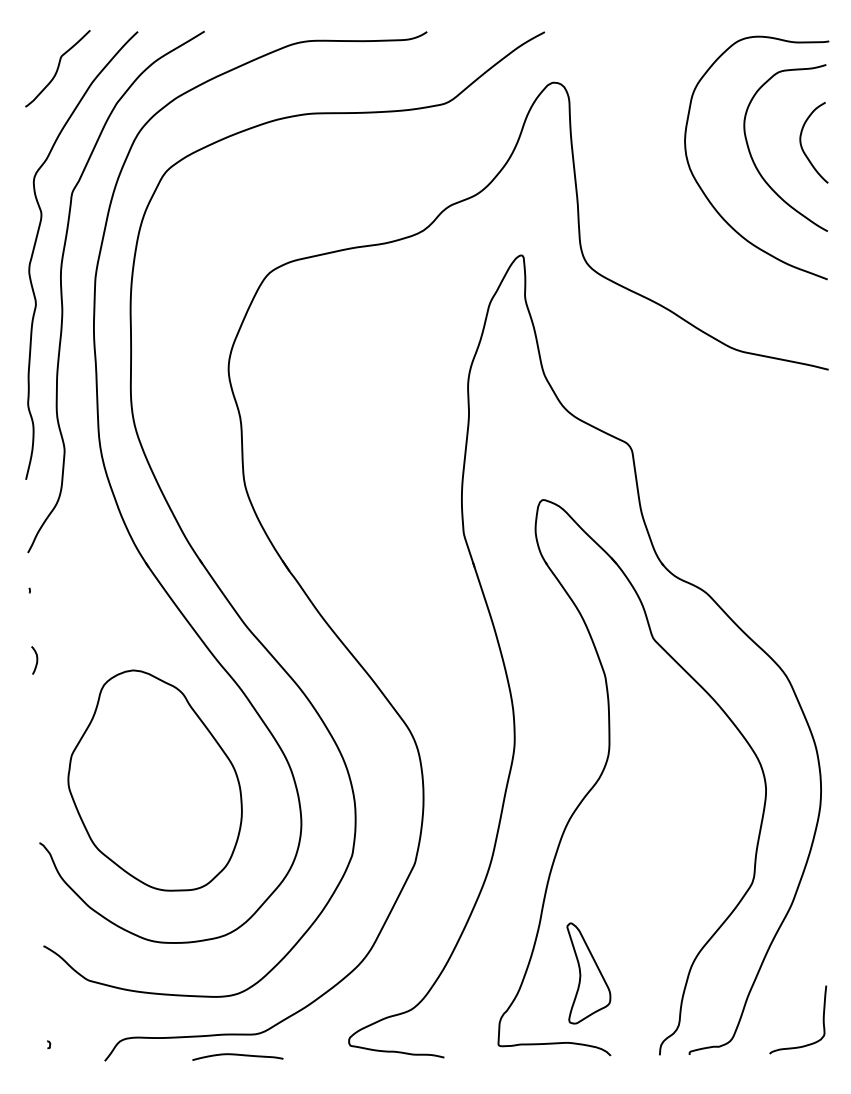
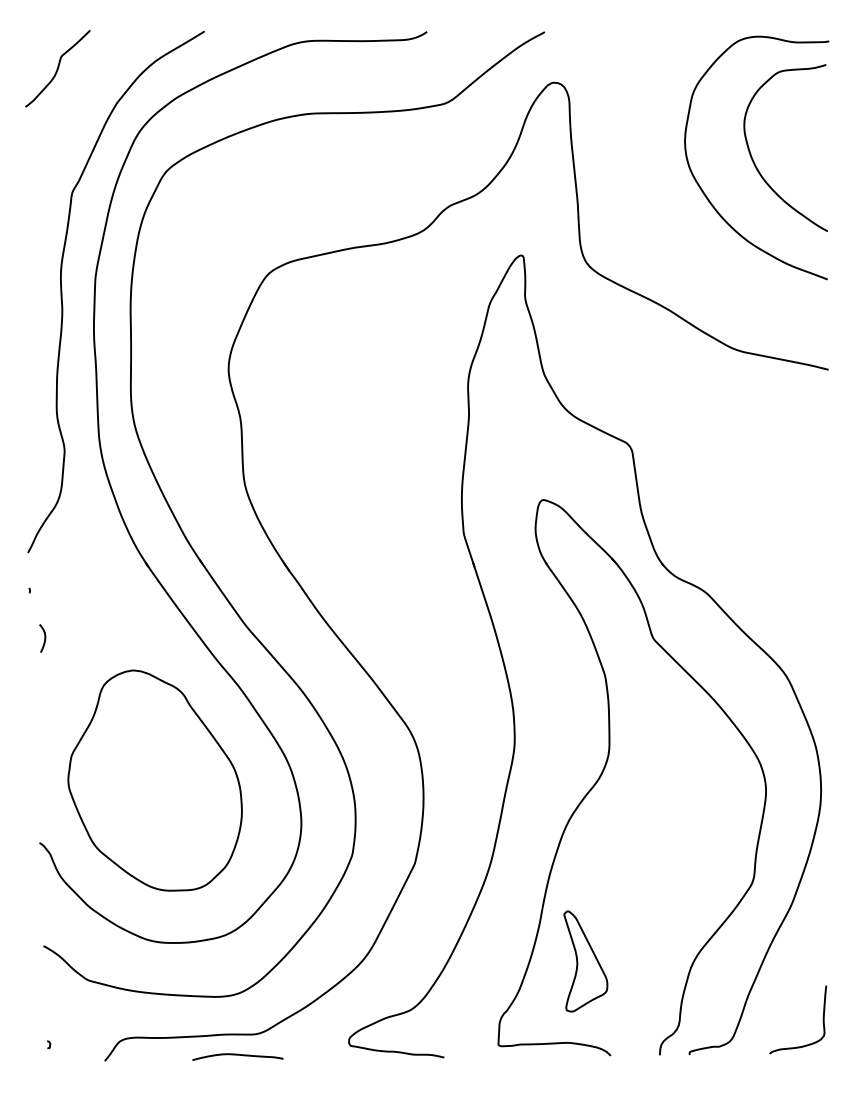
curve: present -> none (802, 145)
curve: present -> none (36, 243)
curve position: (36, 660) -> (44, 638) (44, 638)
part position: (588, 973) -> (585, 961) (585, 961)
